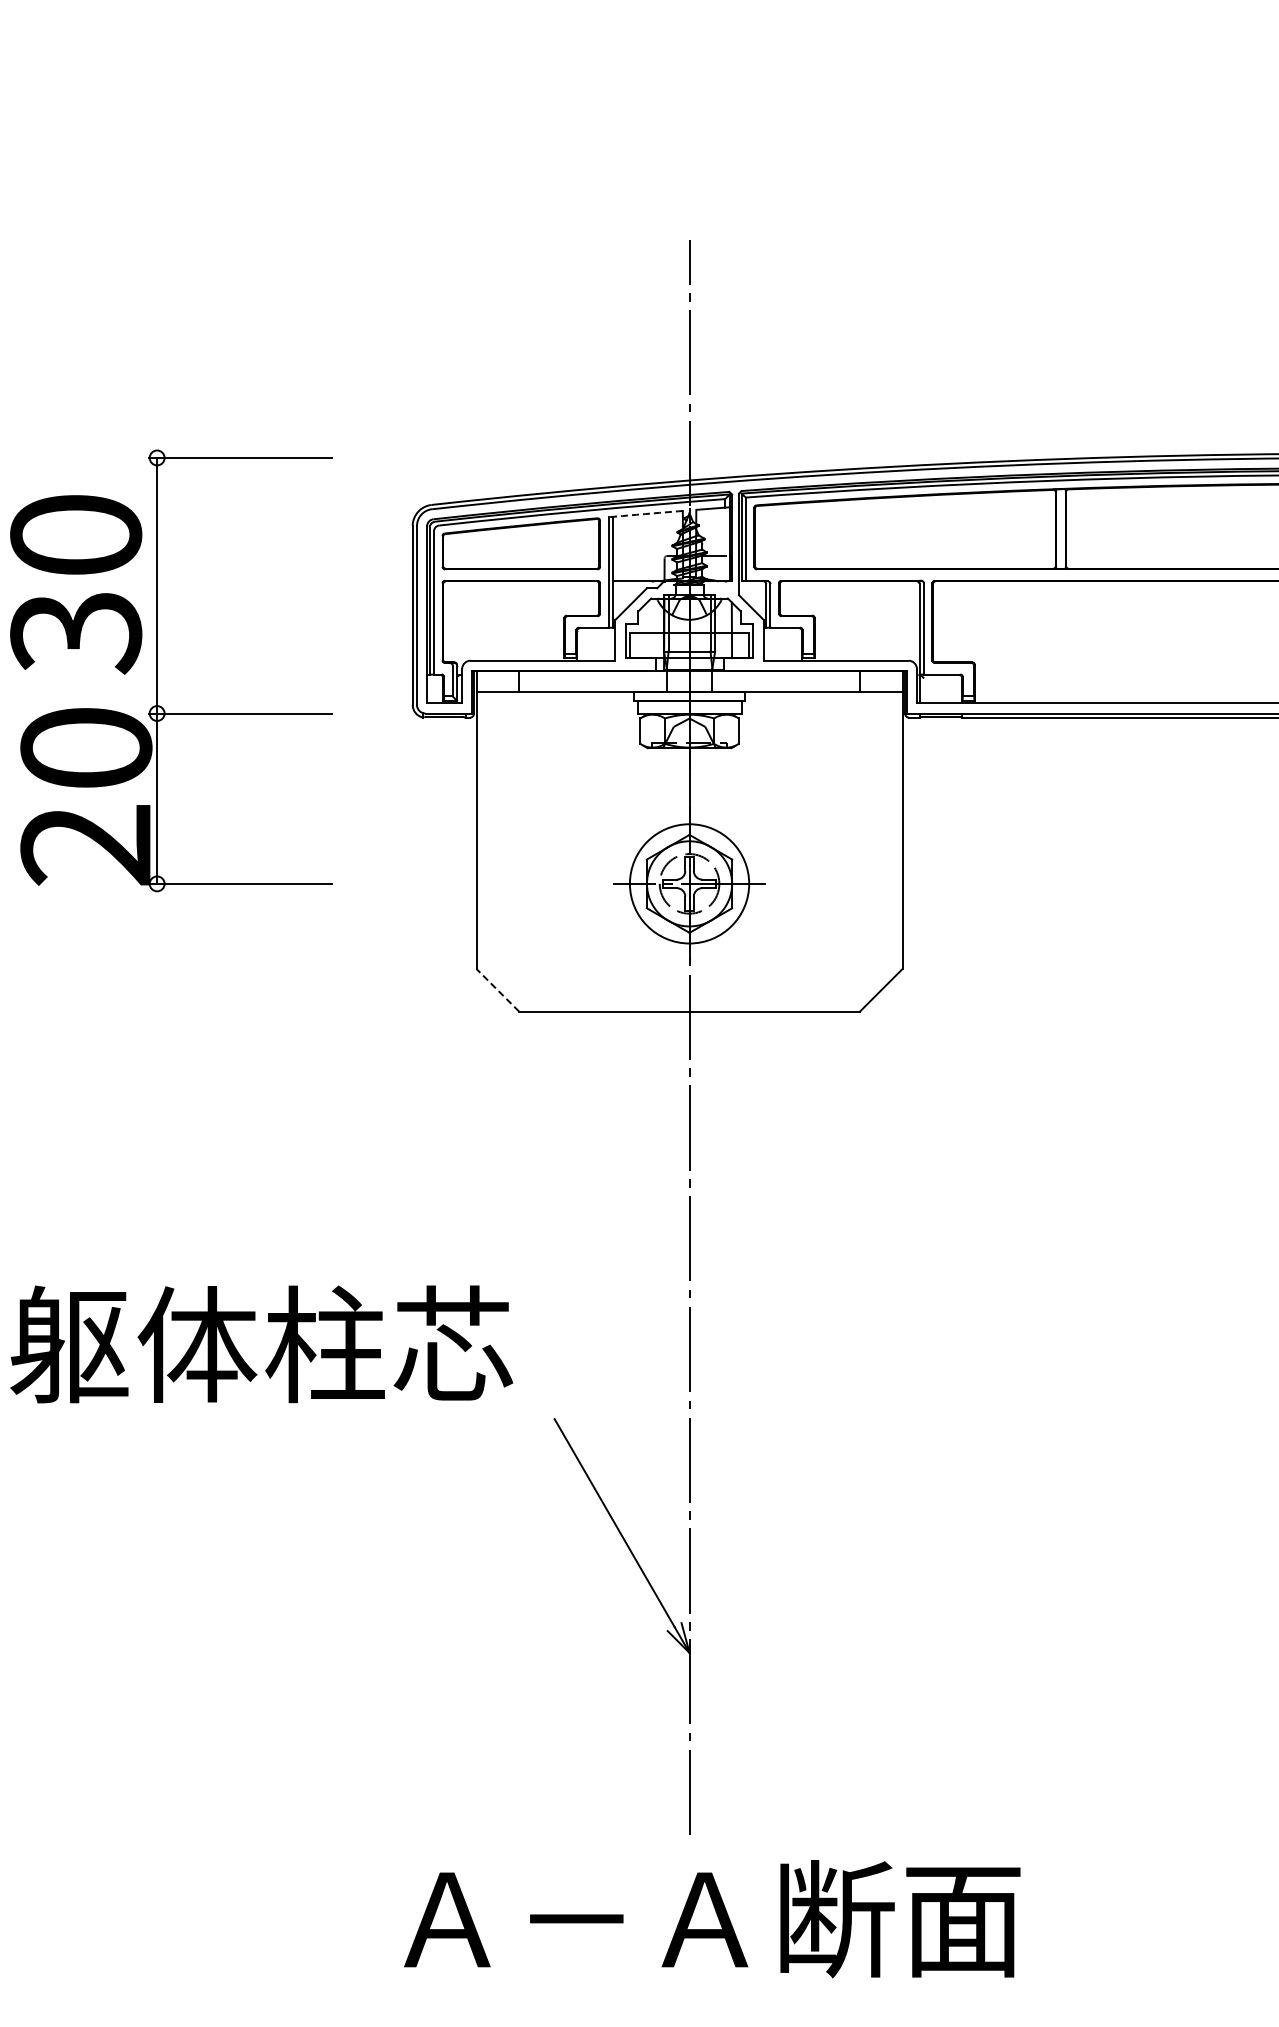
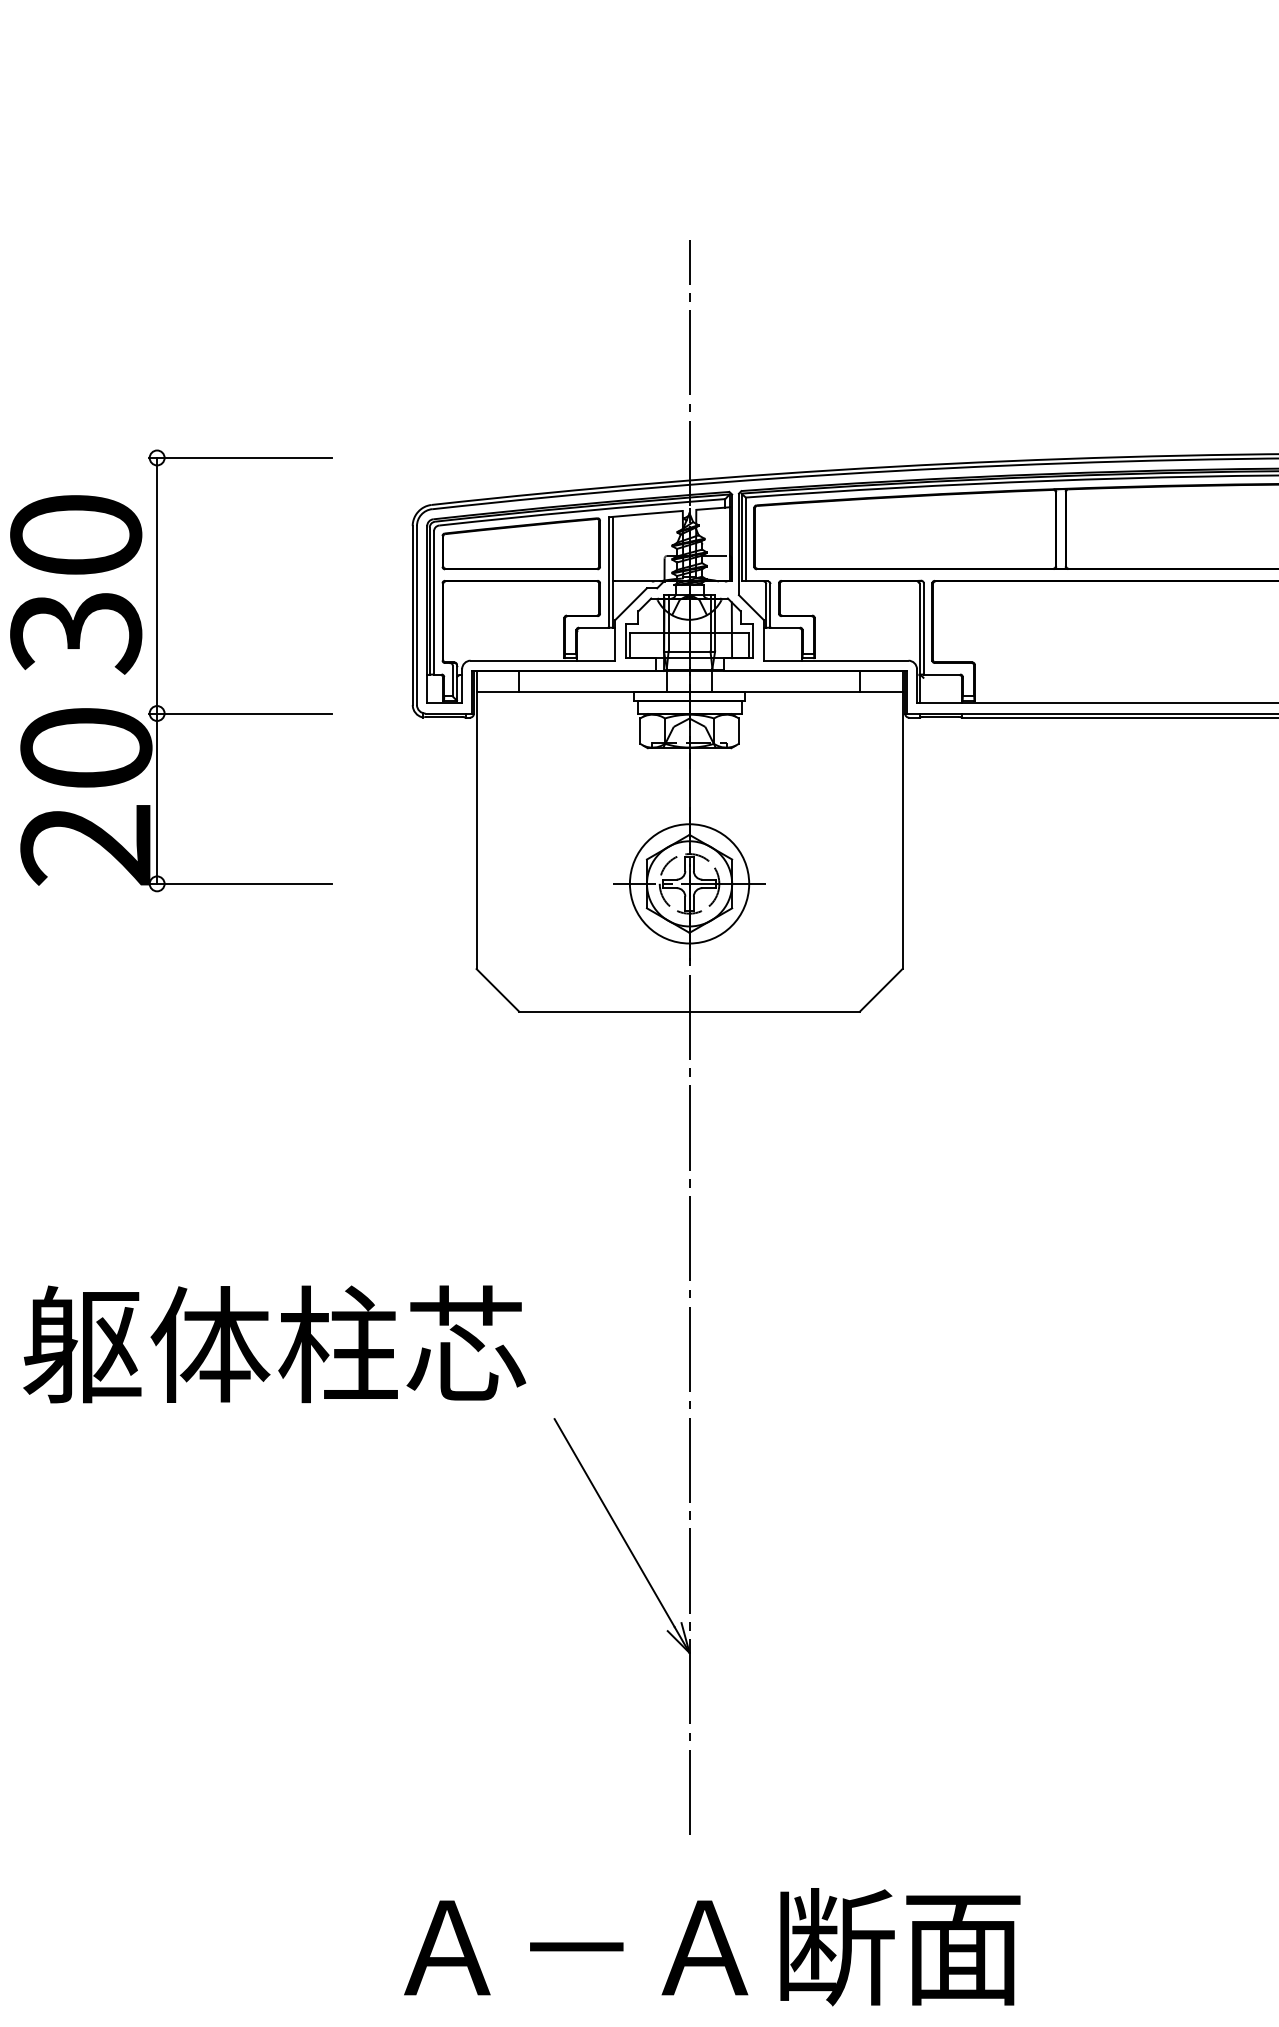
arc: dashed -> solid (645, 514)
line: dashed -> solid (497, 990)
text position: (261, 1344) -> (274, 1344) (274, 1344)
text position: (712, 1919) -> (712, 1947) (712, 1947)
